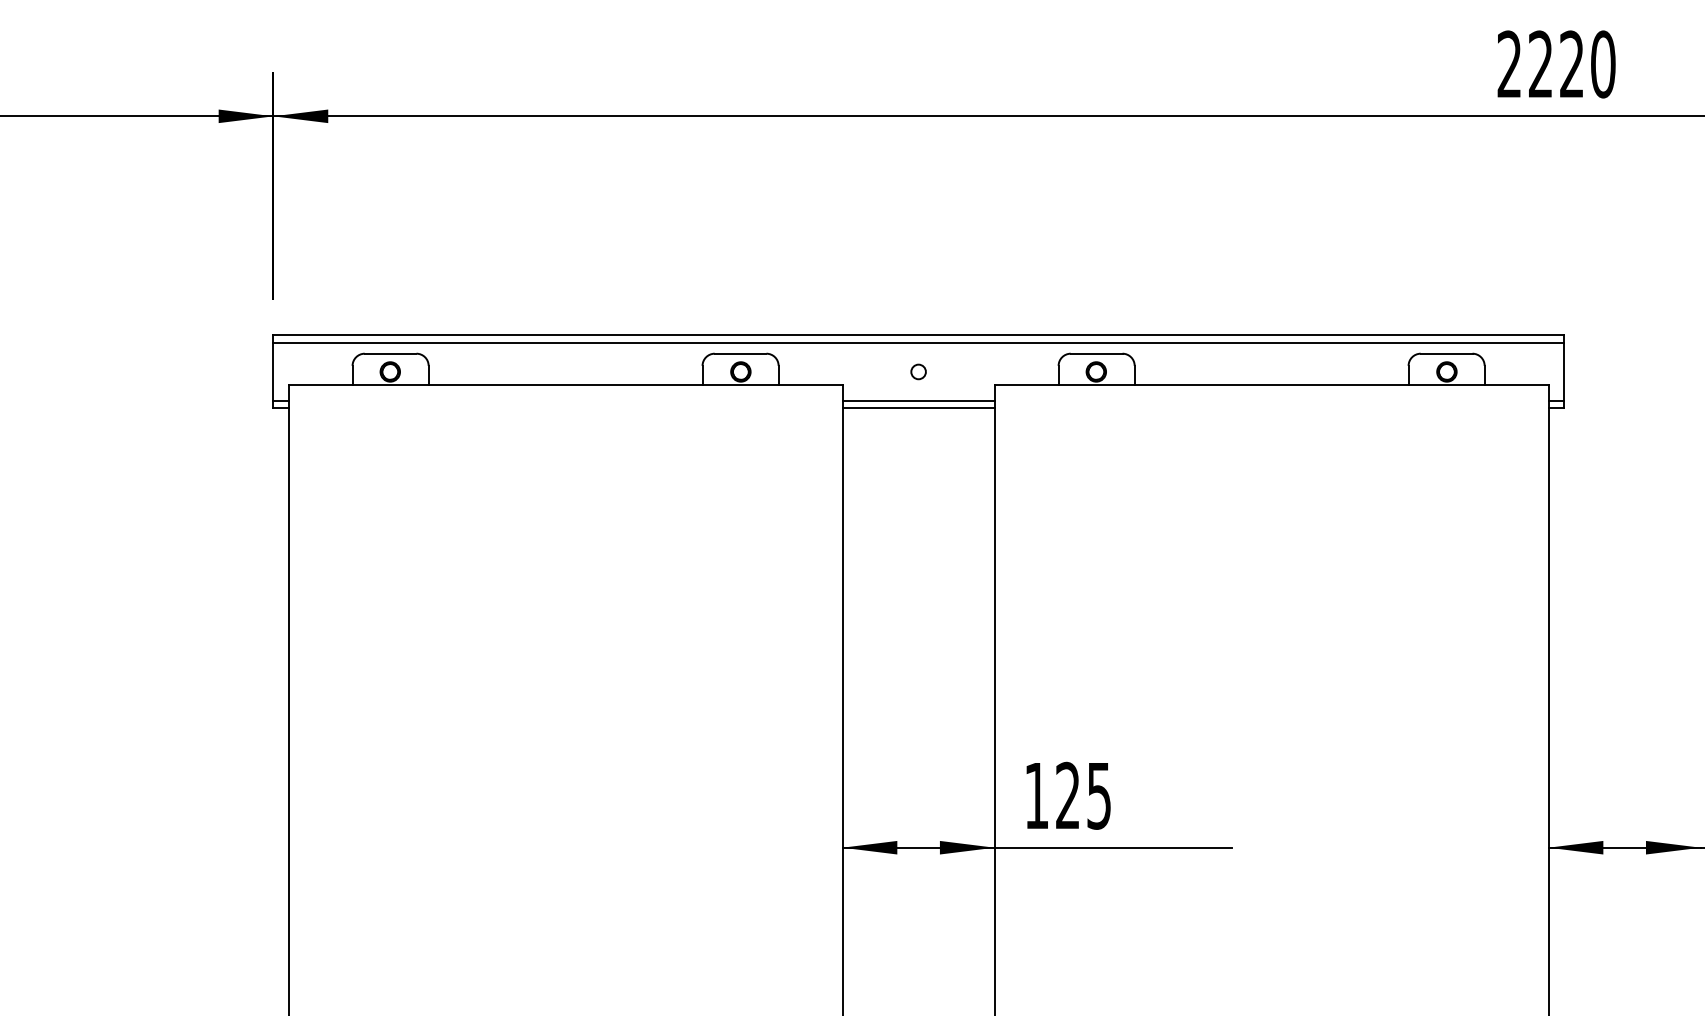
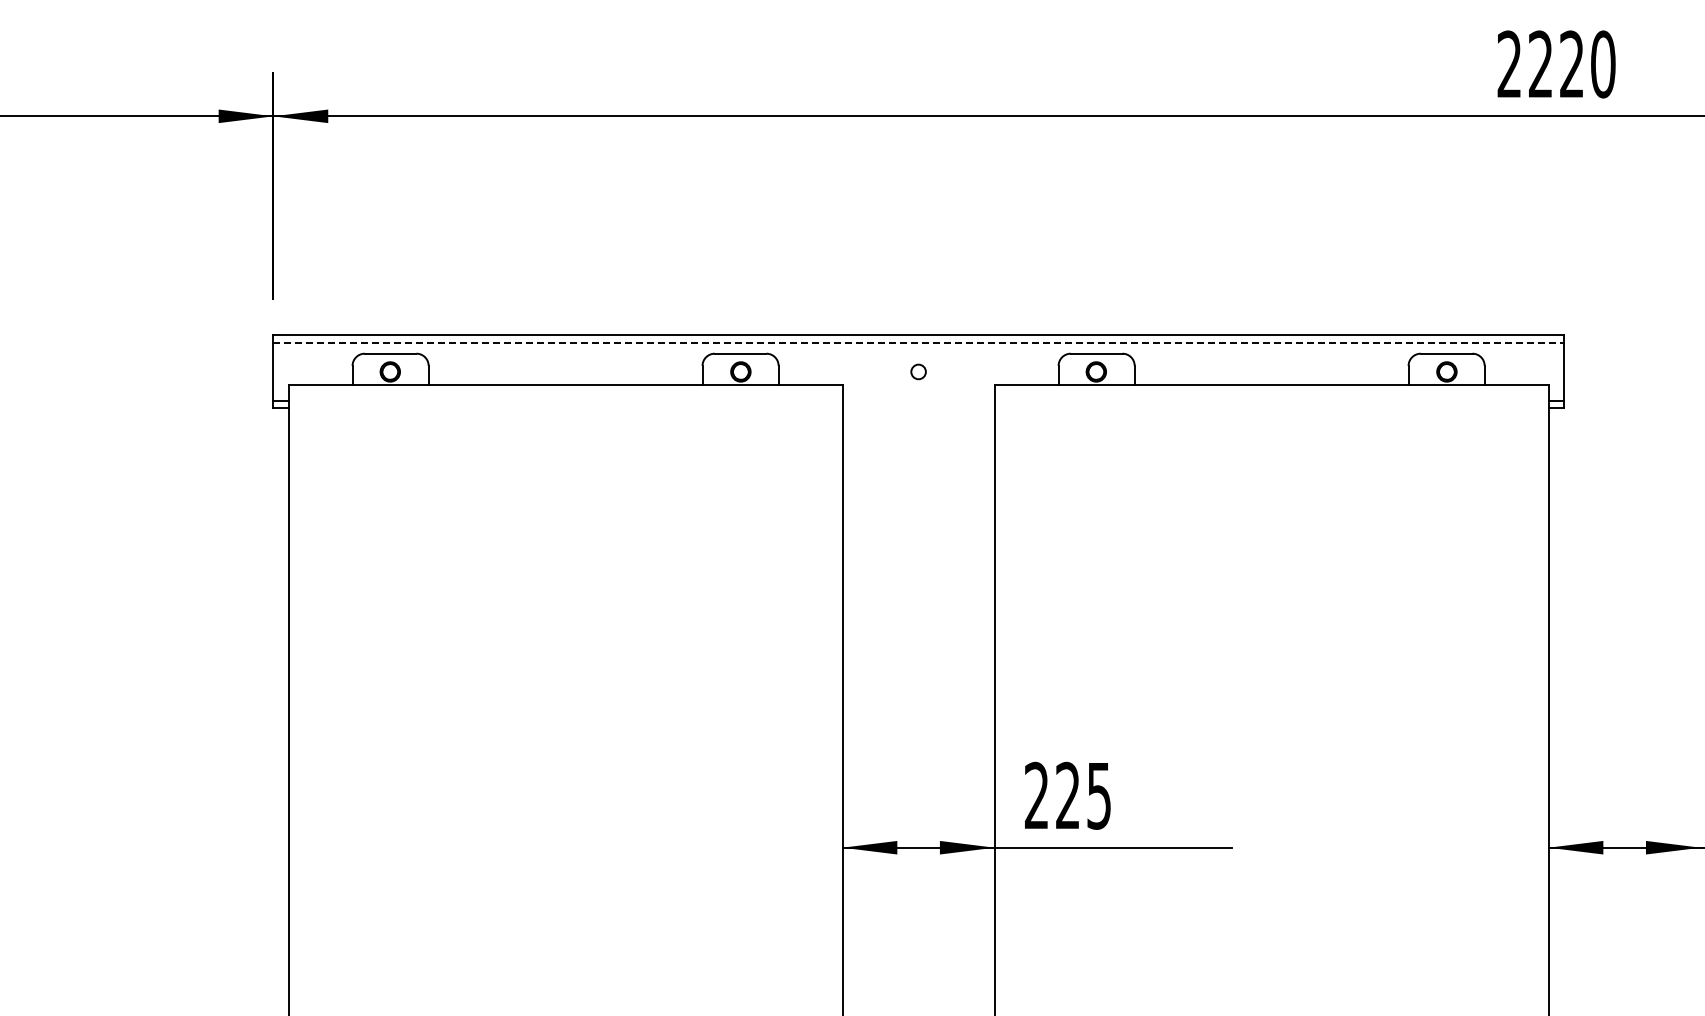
line: solid -> dashed (919, 342)
line: present -> none (918, 401)
line: present -> none (918, 408)
text: 125 -> 225 (1036, 794)
